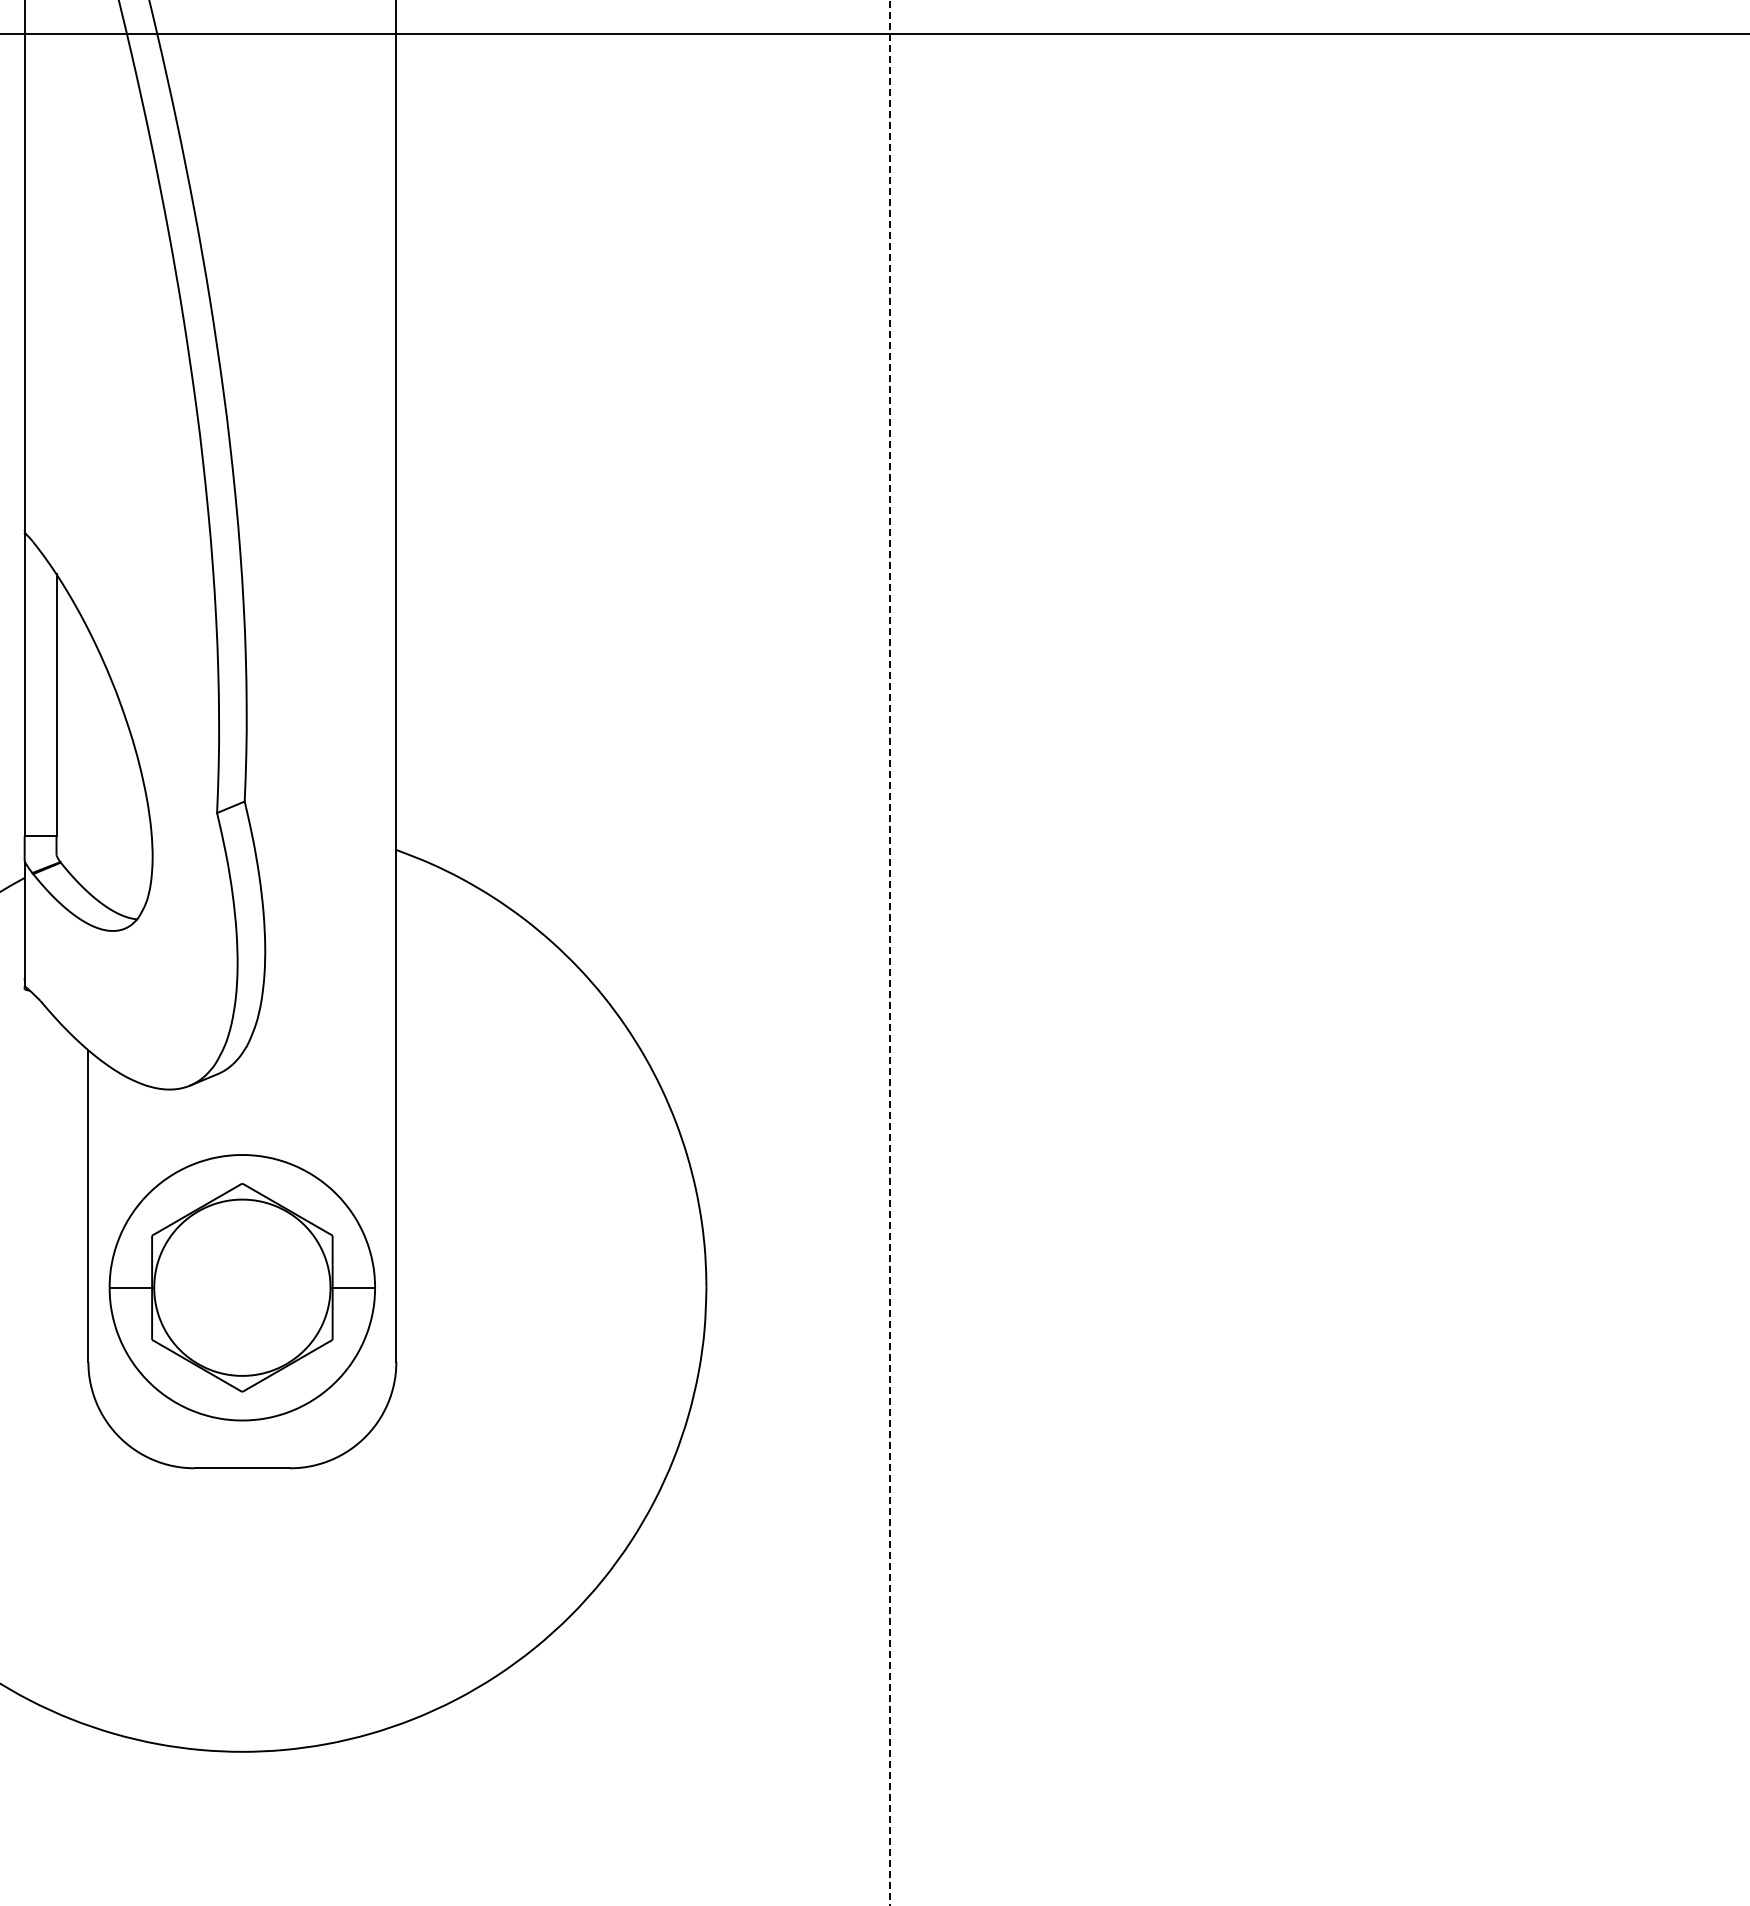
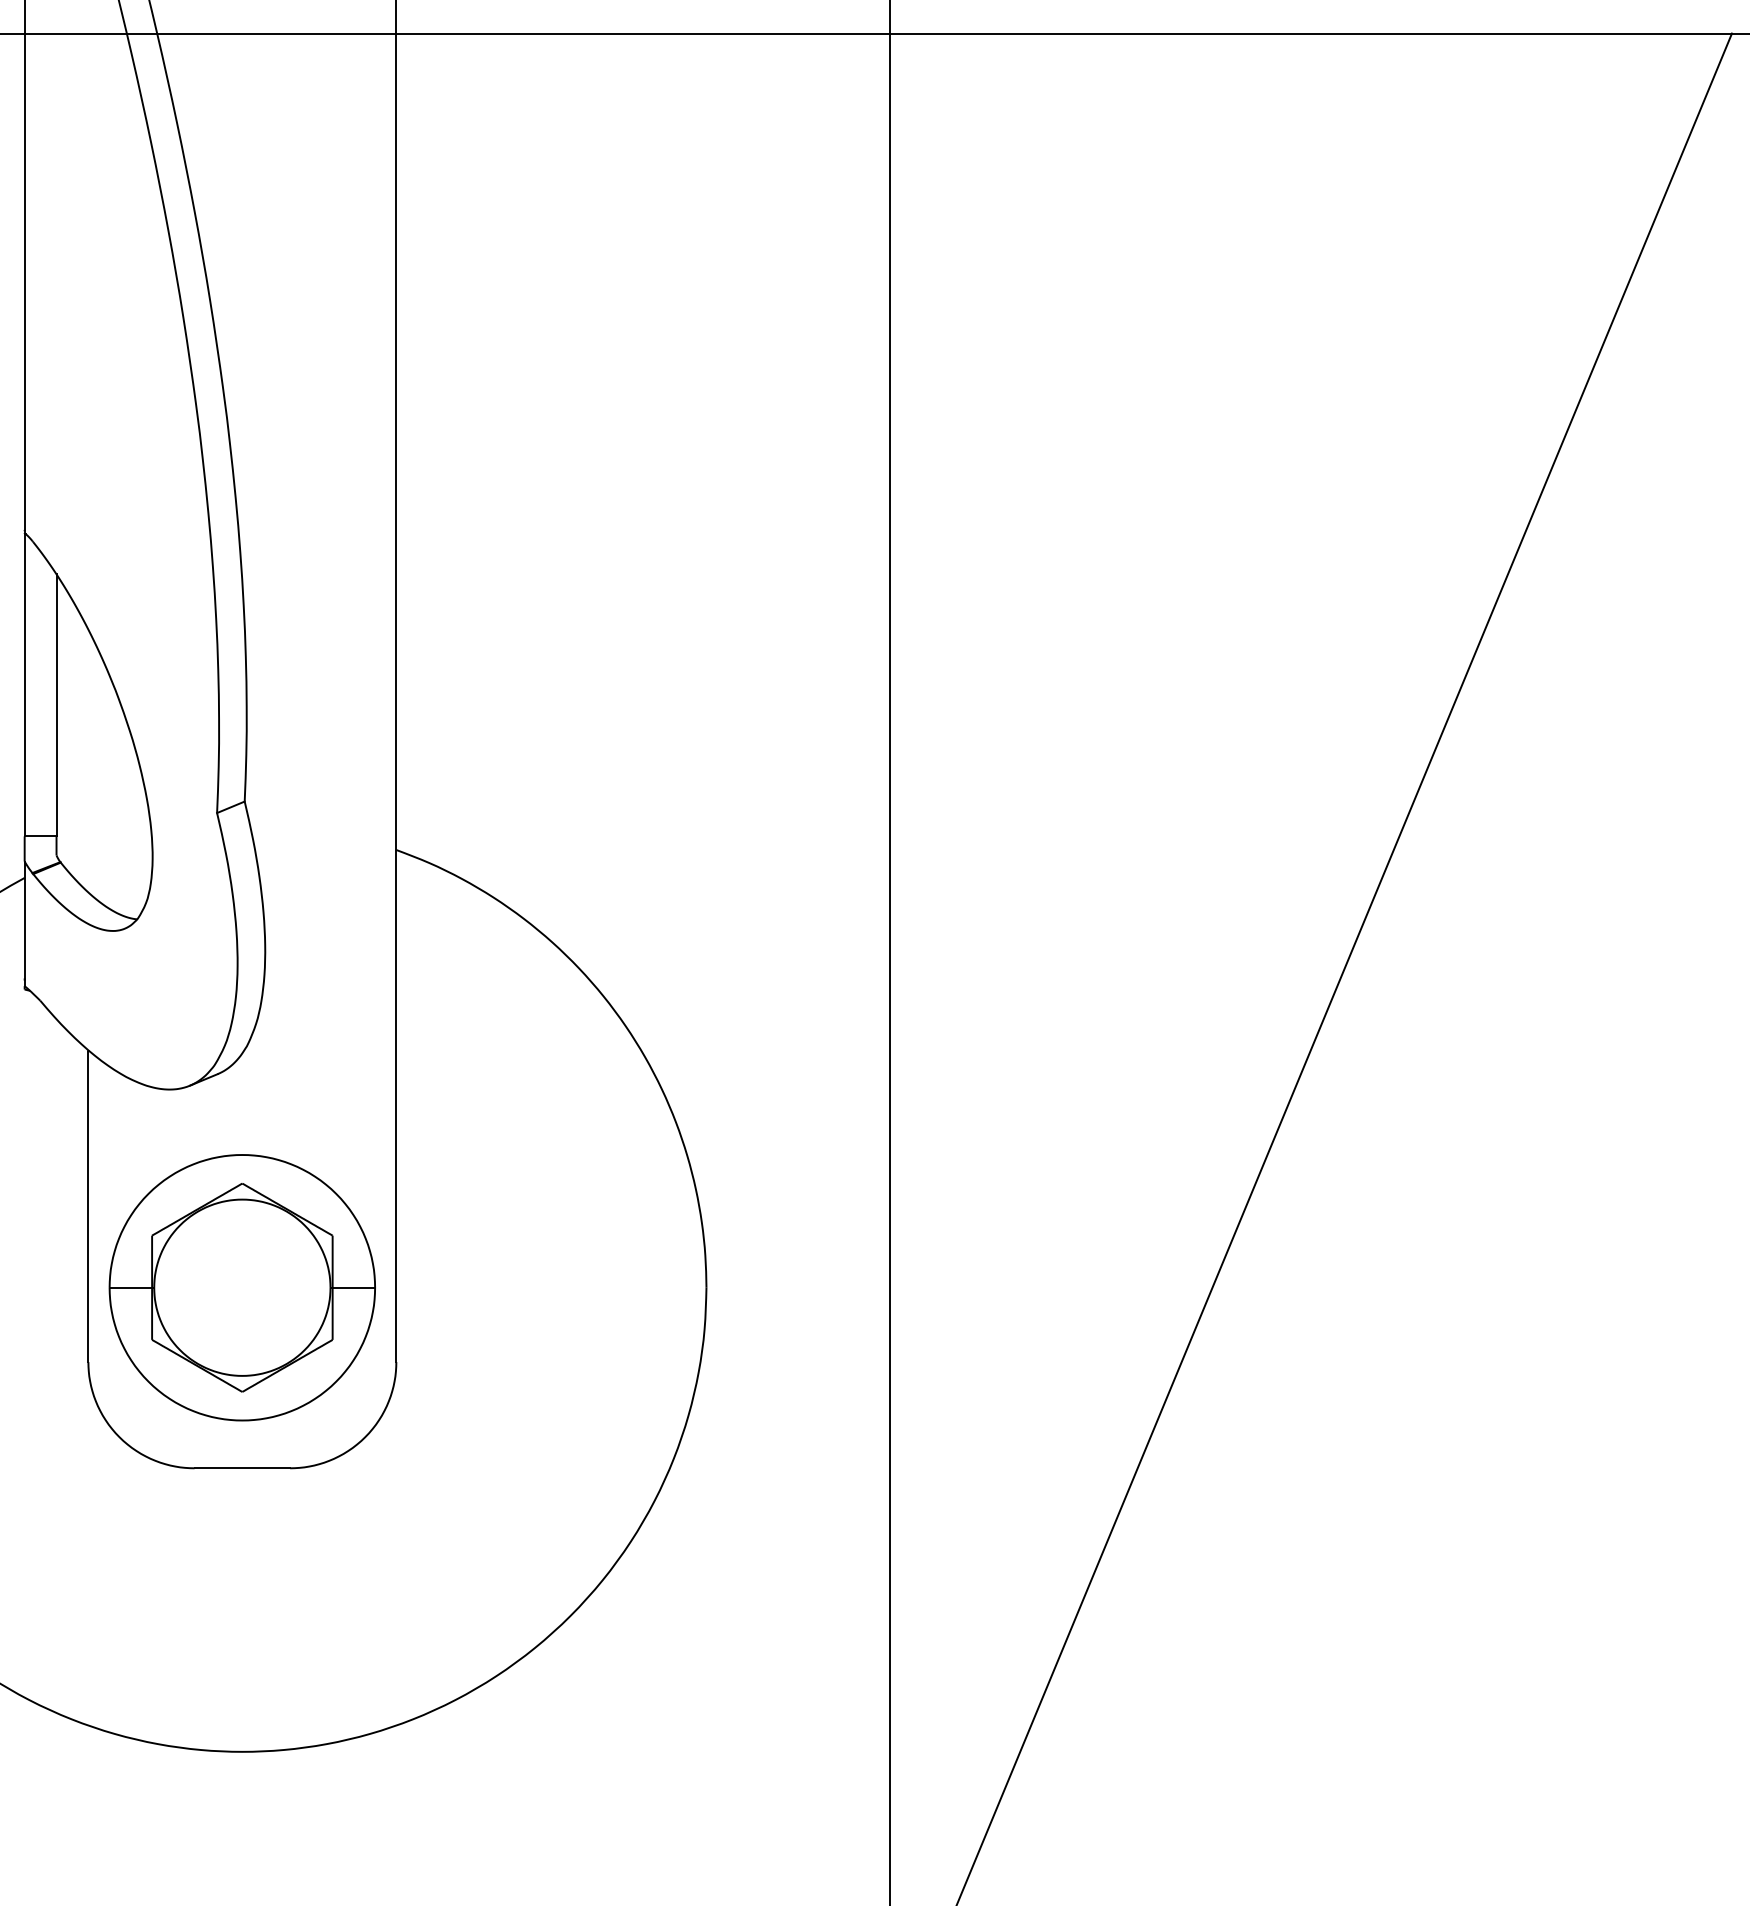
line: dashed -> solid (889, 953)
line: none -> present (1344, 967)
